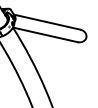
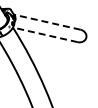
line: solid -> dashed (46, 22)
line: solid -> dashed (44, 34)
